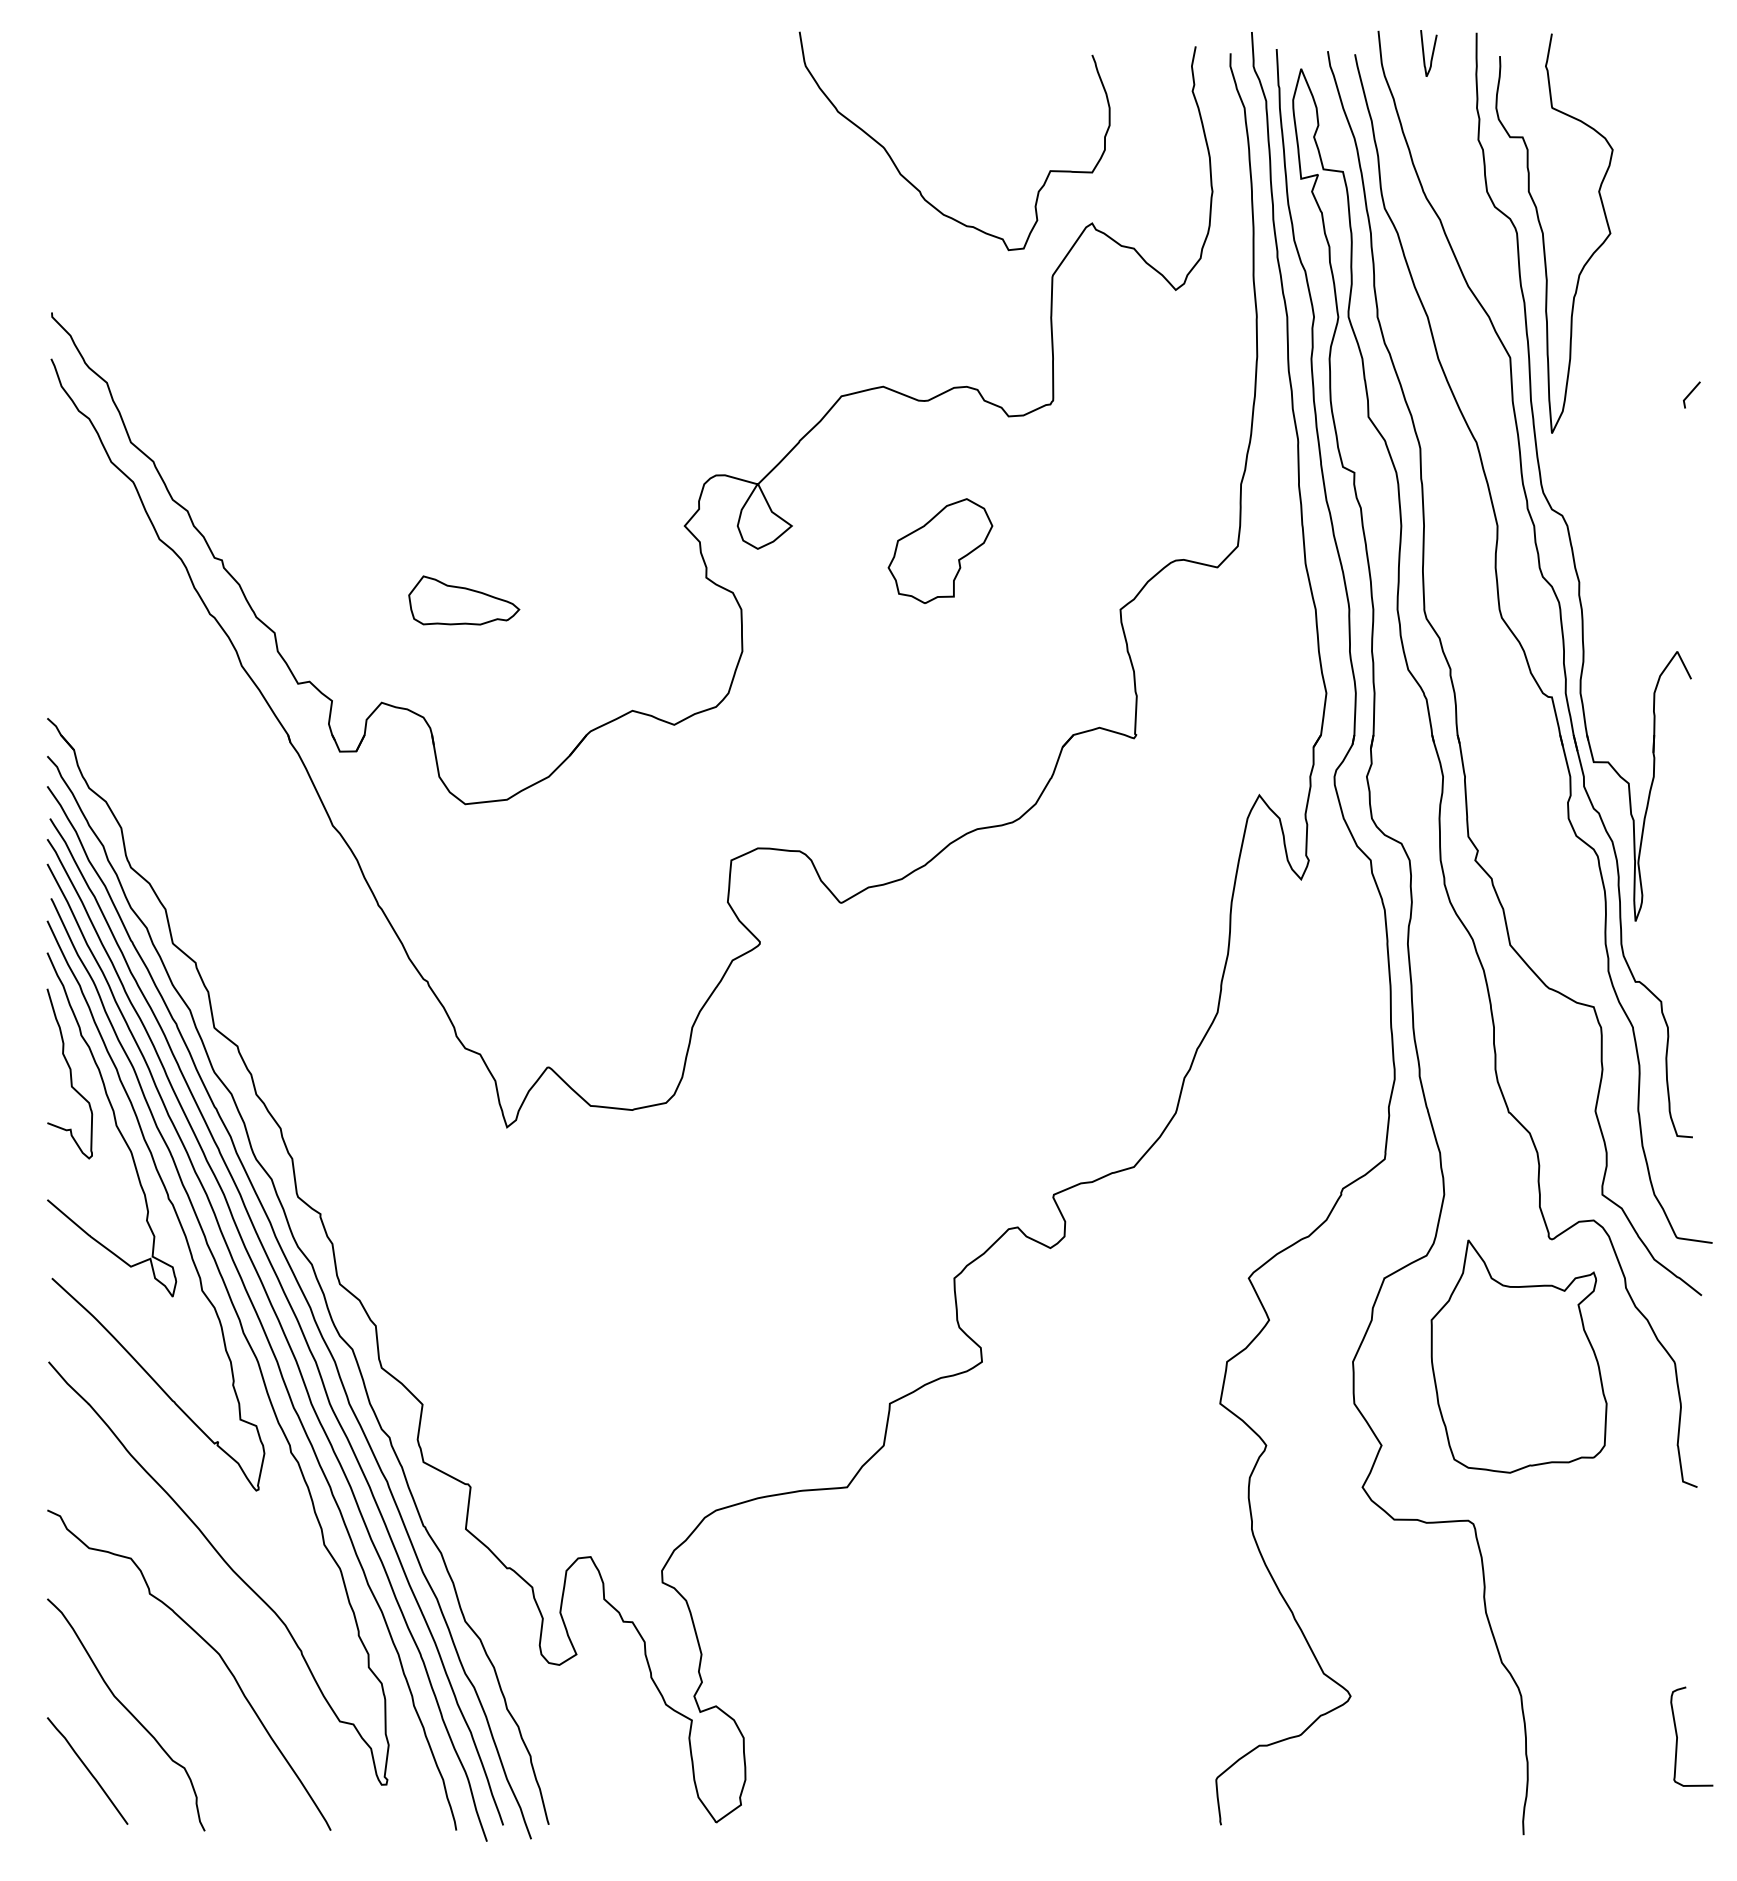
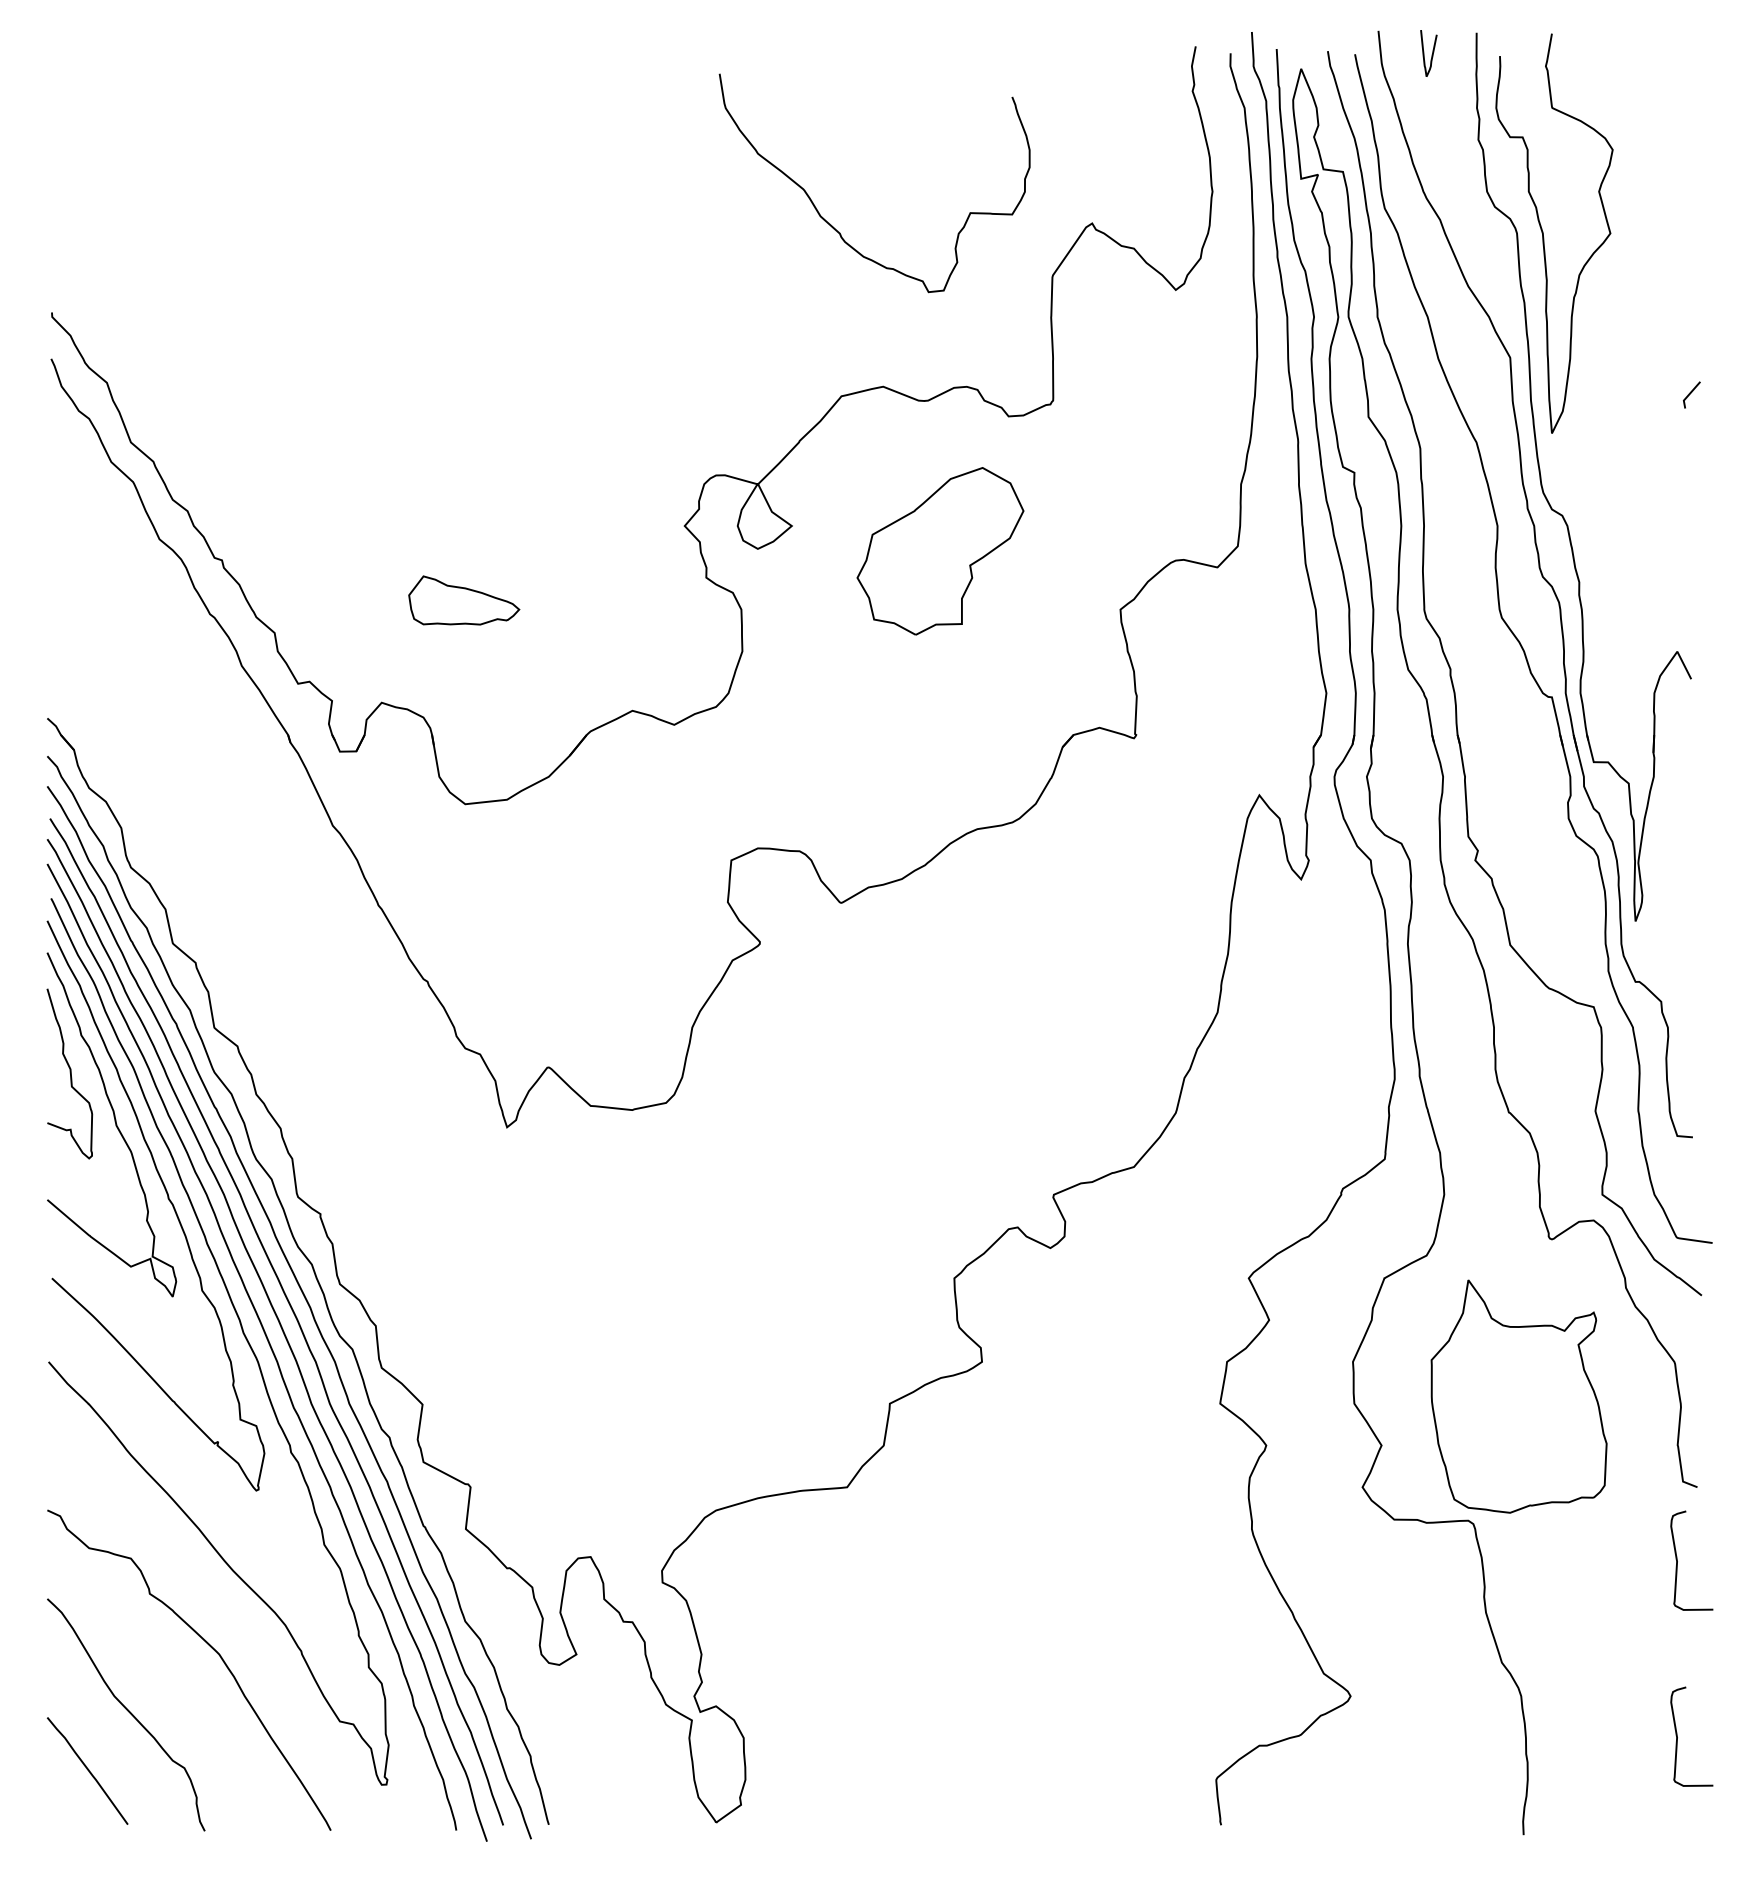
curve position: (912, 183) -> (832, 225) (832, 225)
part size: 107x106 px -> 169x169 px (940, 551)
part position: (1518, 1356) -> (1518, 1396) (1518, 1396)
curve: none -> present (1677, 1560)
